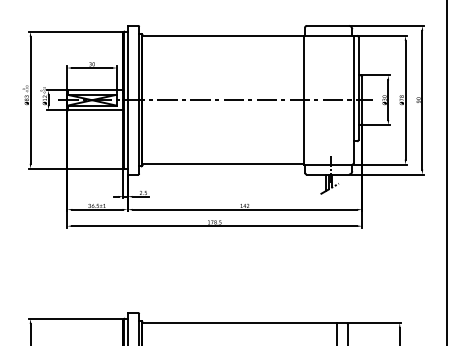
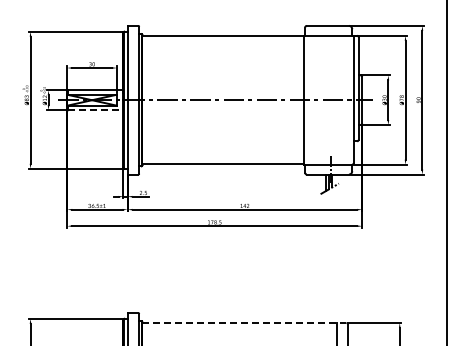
line: solid -> dashed (95, 110)
line: solid -> dashed (244, 322)
